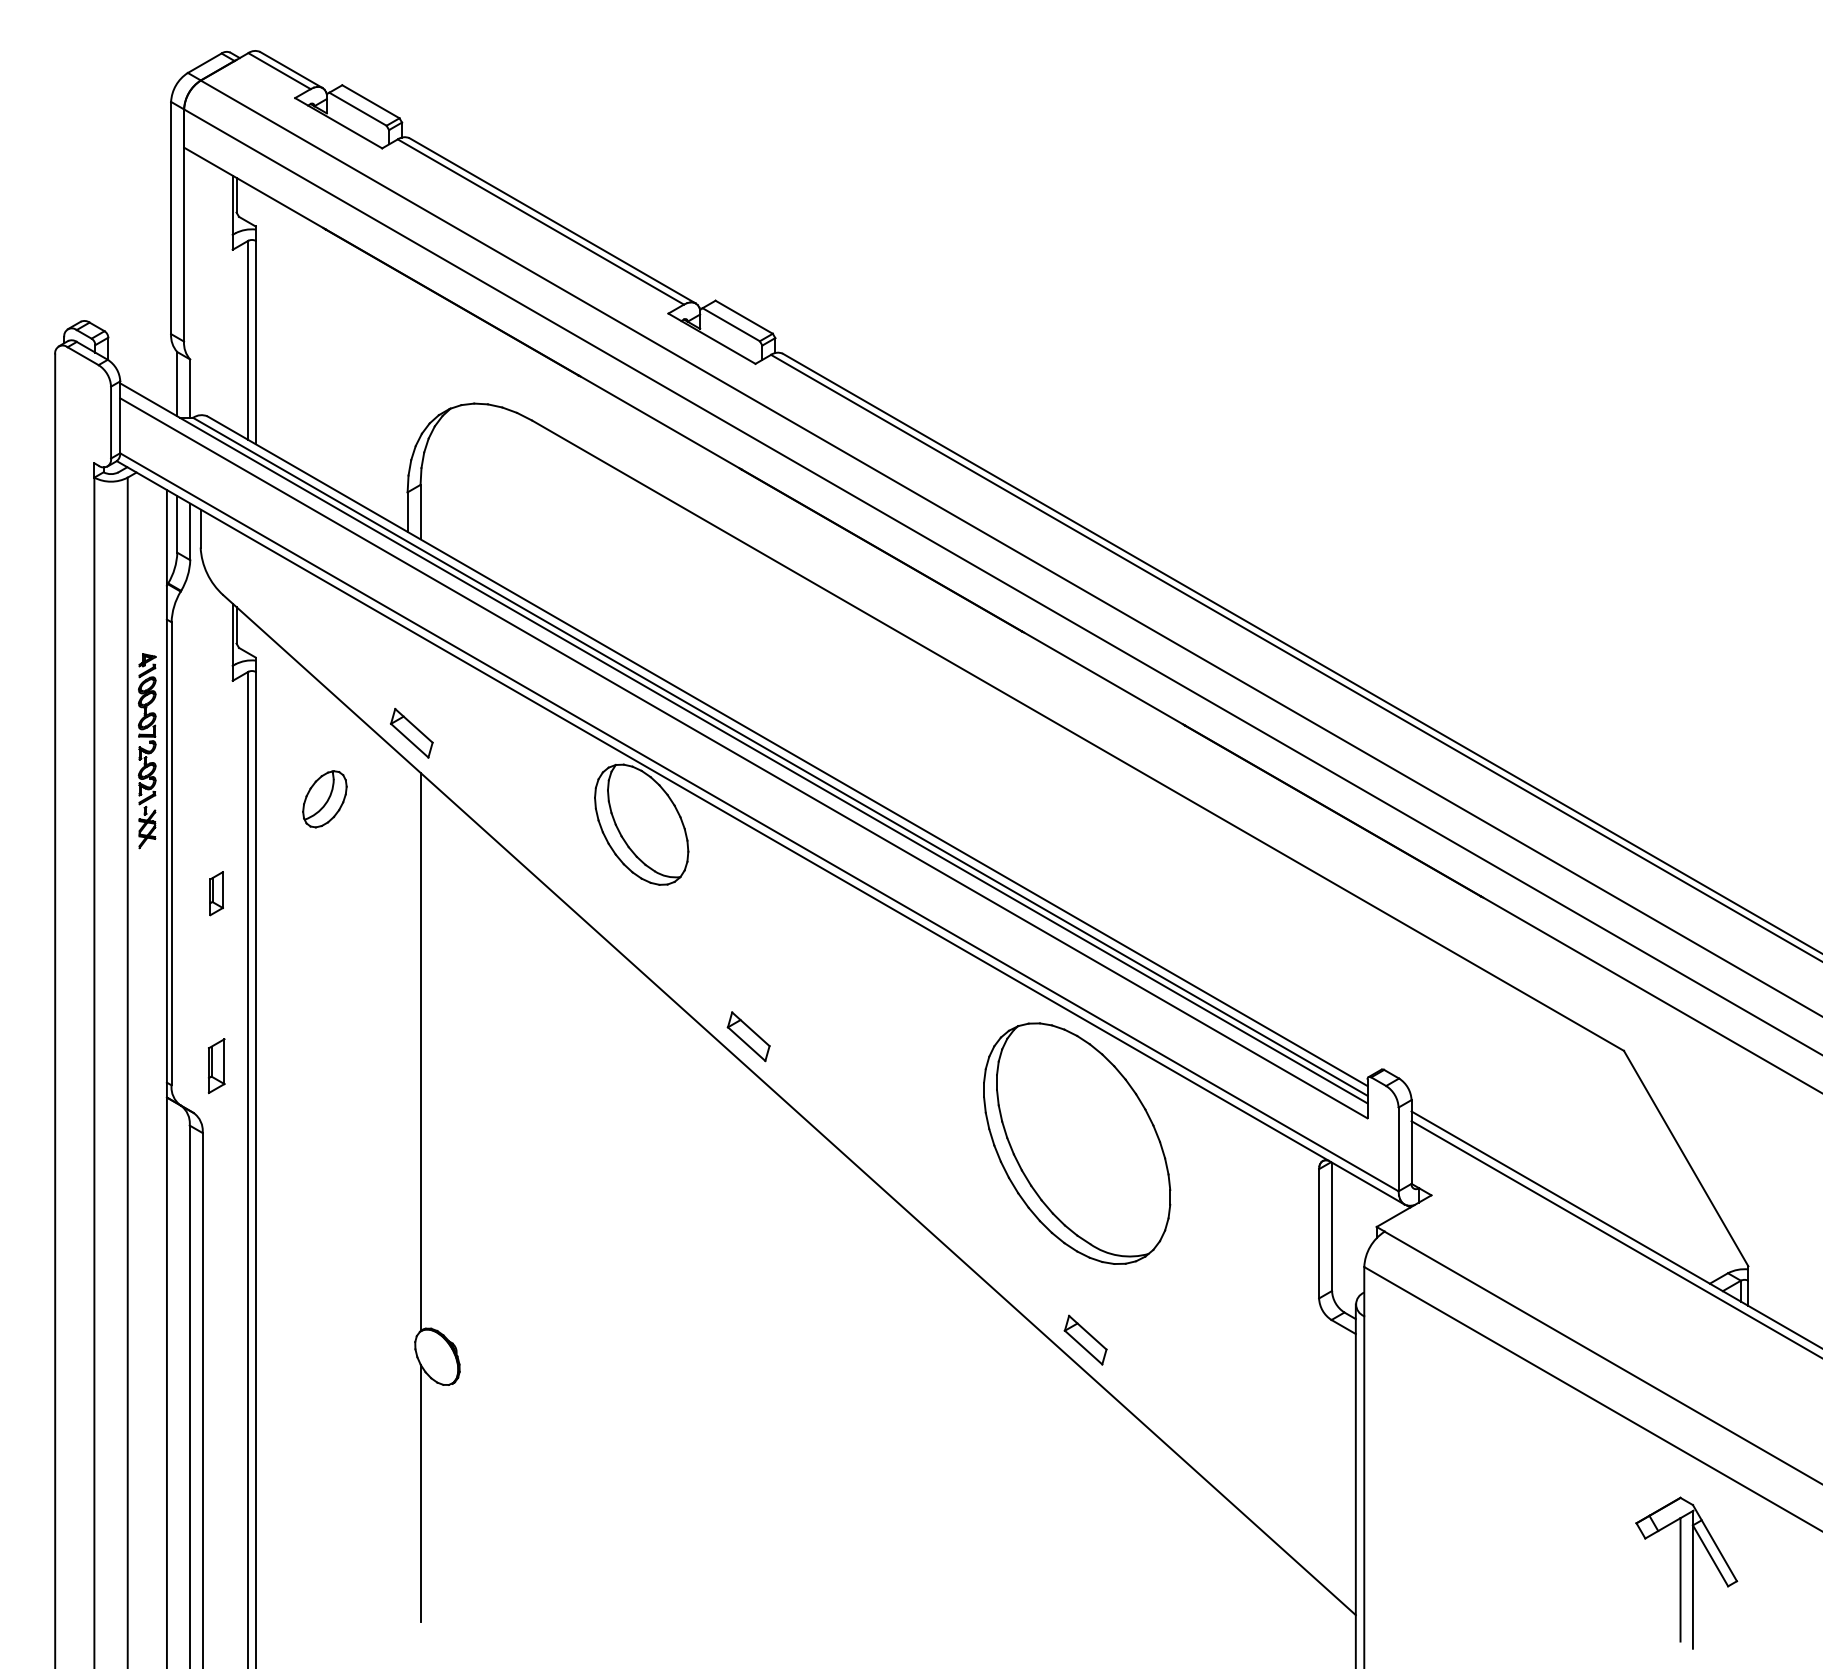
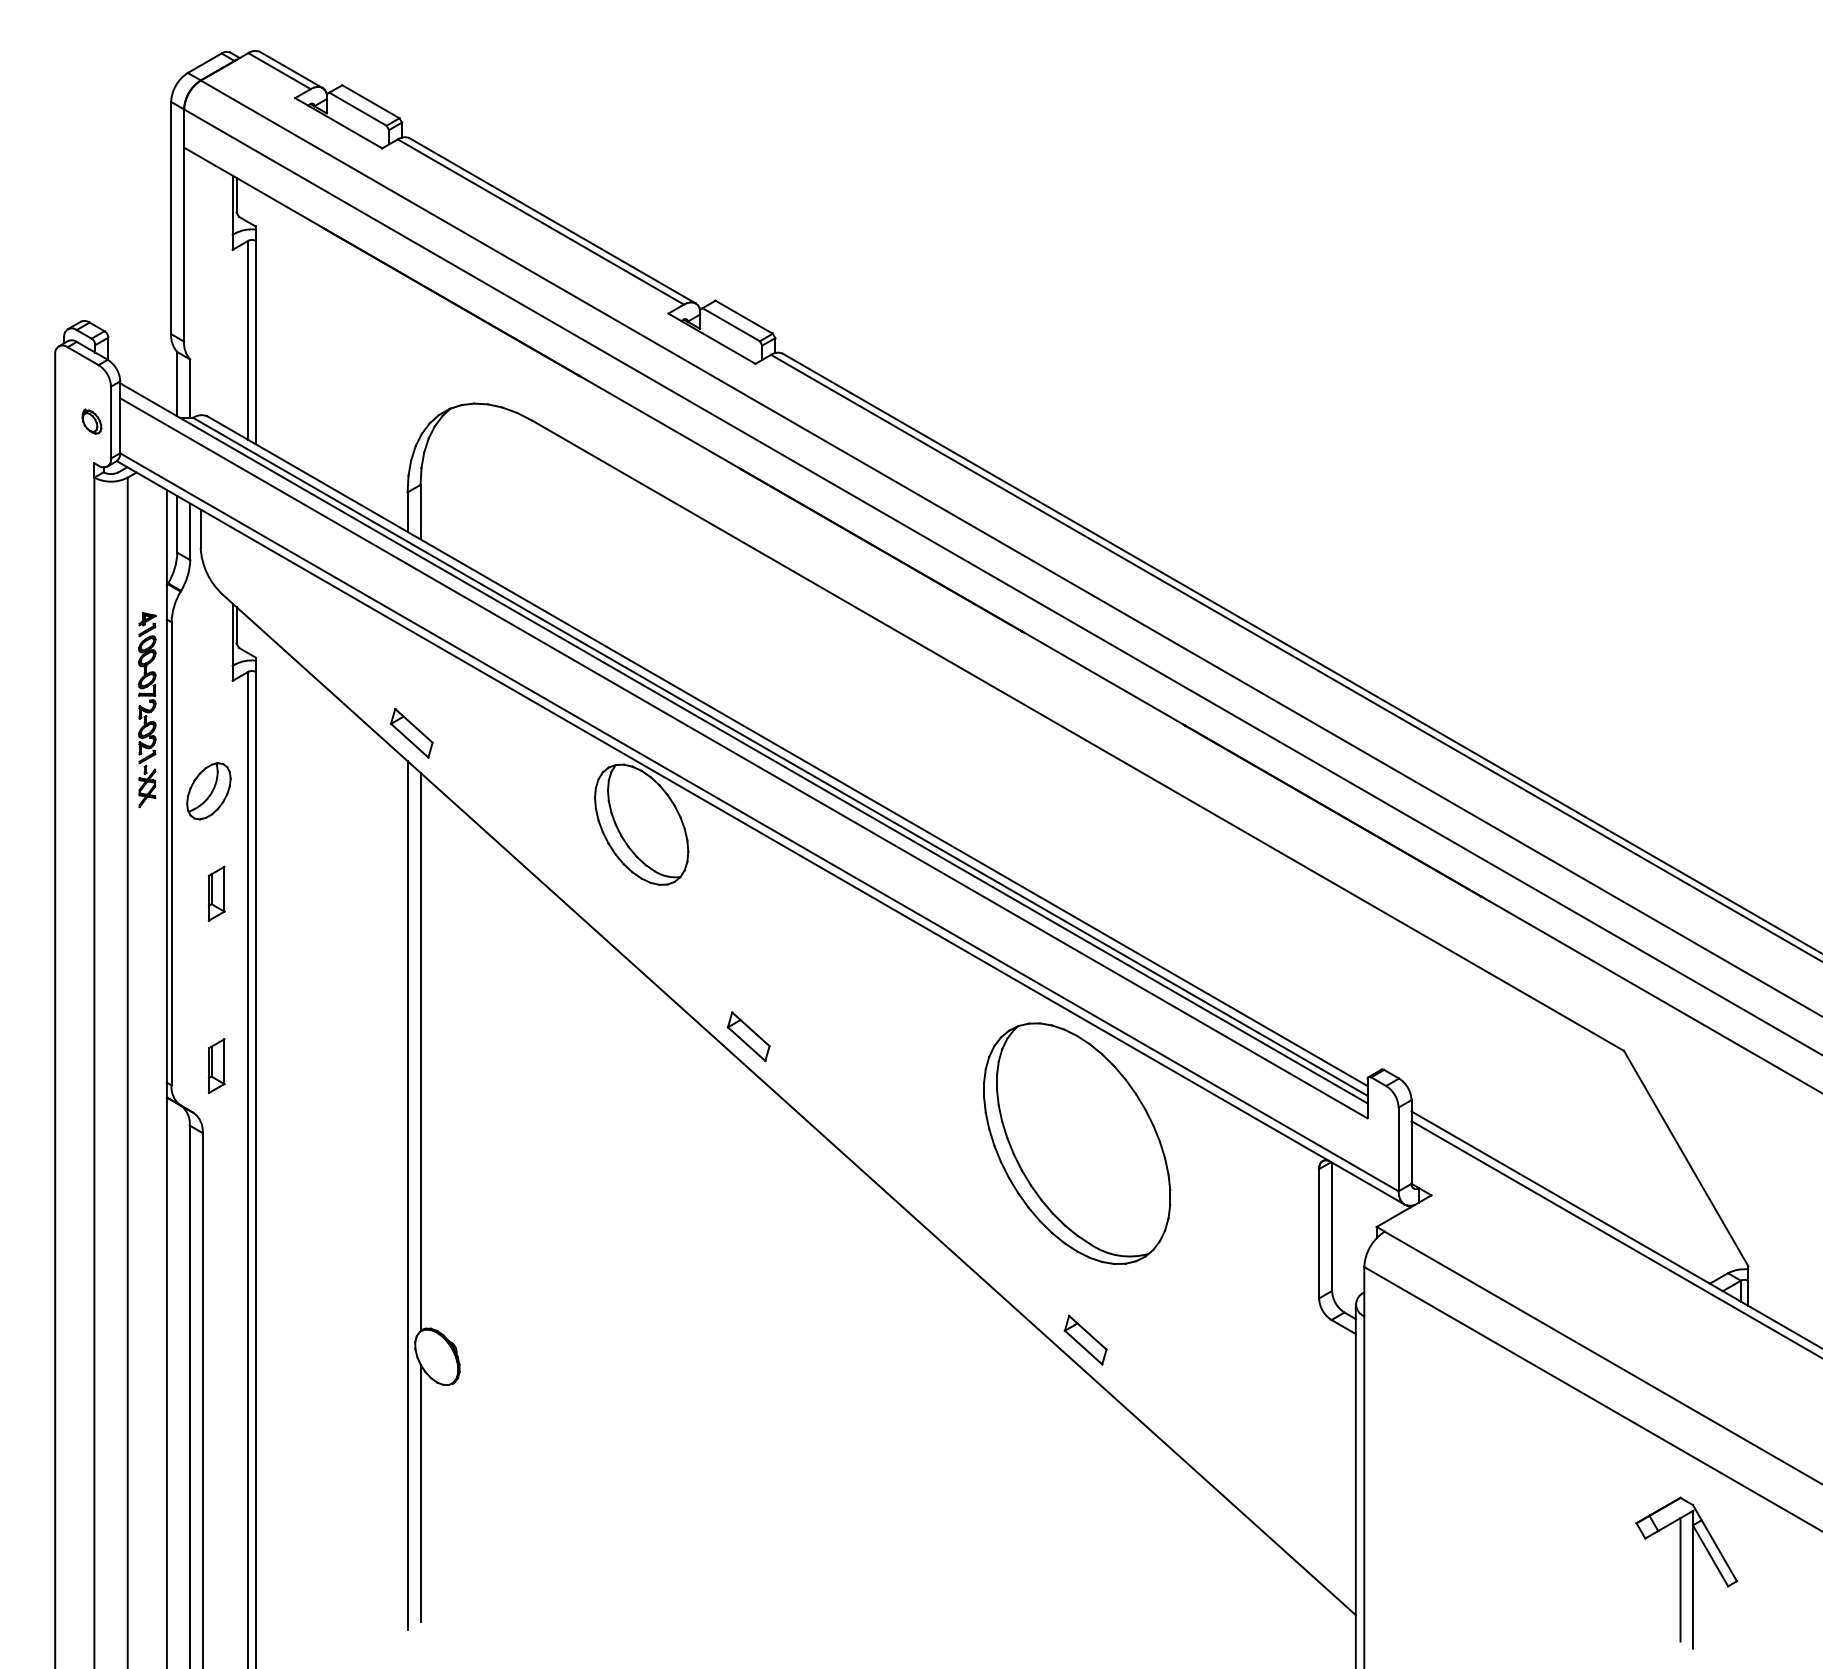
part: none -> present (91, 421)
part position: (146, 751) -> (146, 710) (146, 710)
part position: (324, 799) -> (208, 791) (208, 791)
part size: 15x46 px -> 19x57 px (216, 893)
line: none -> present (407, 1195)
